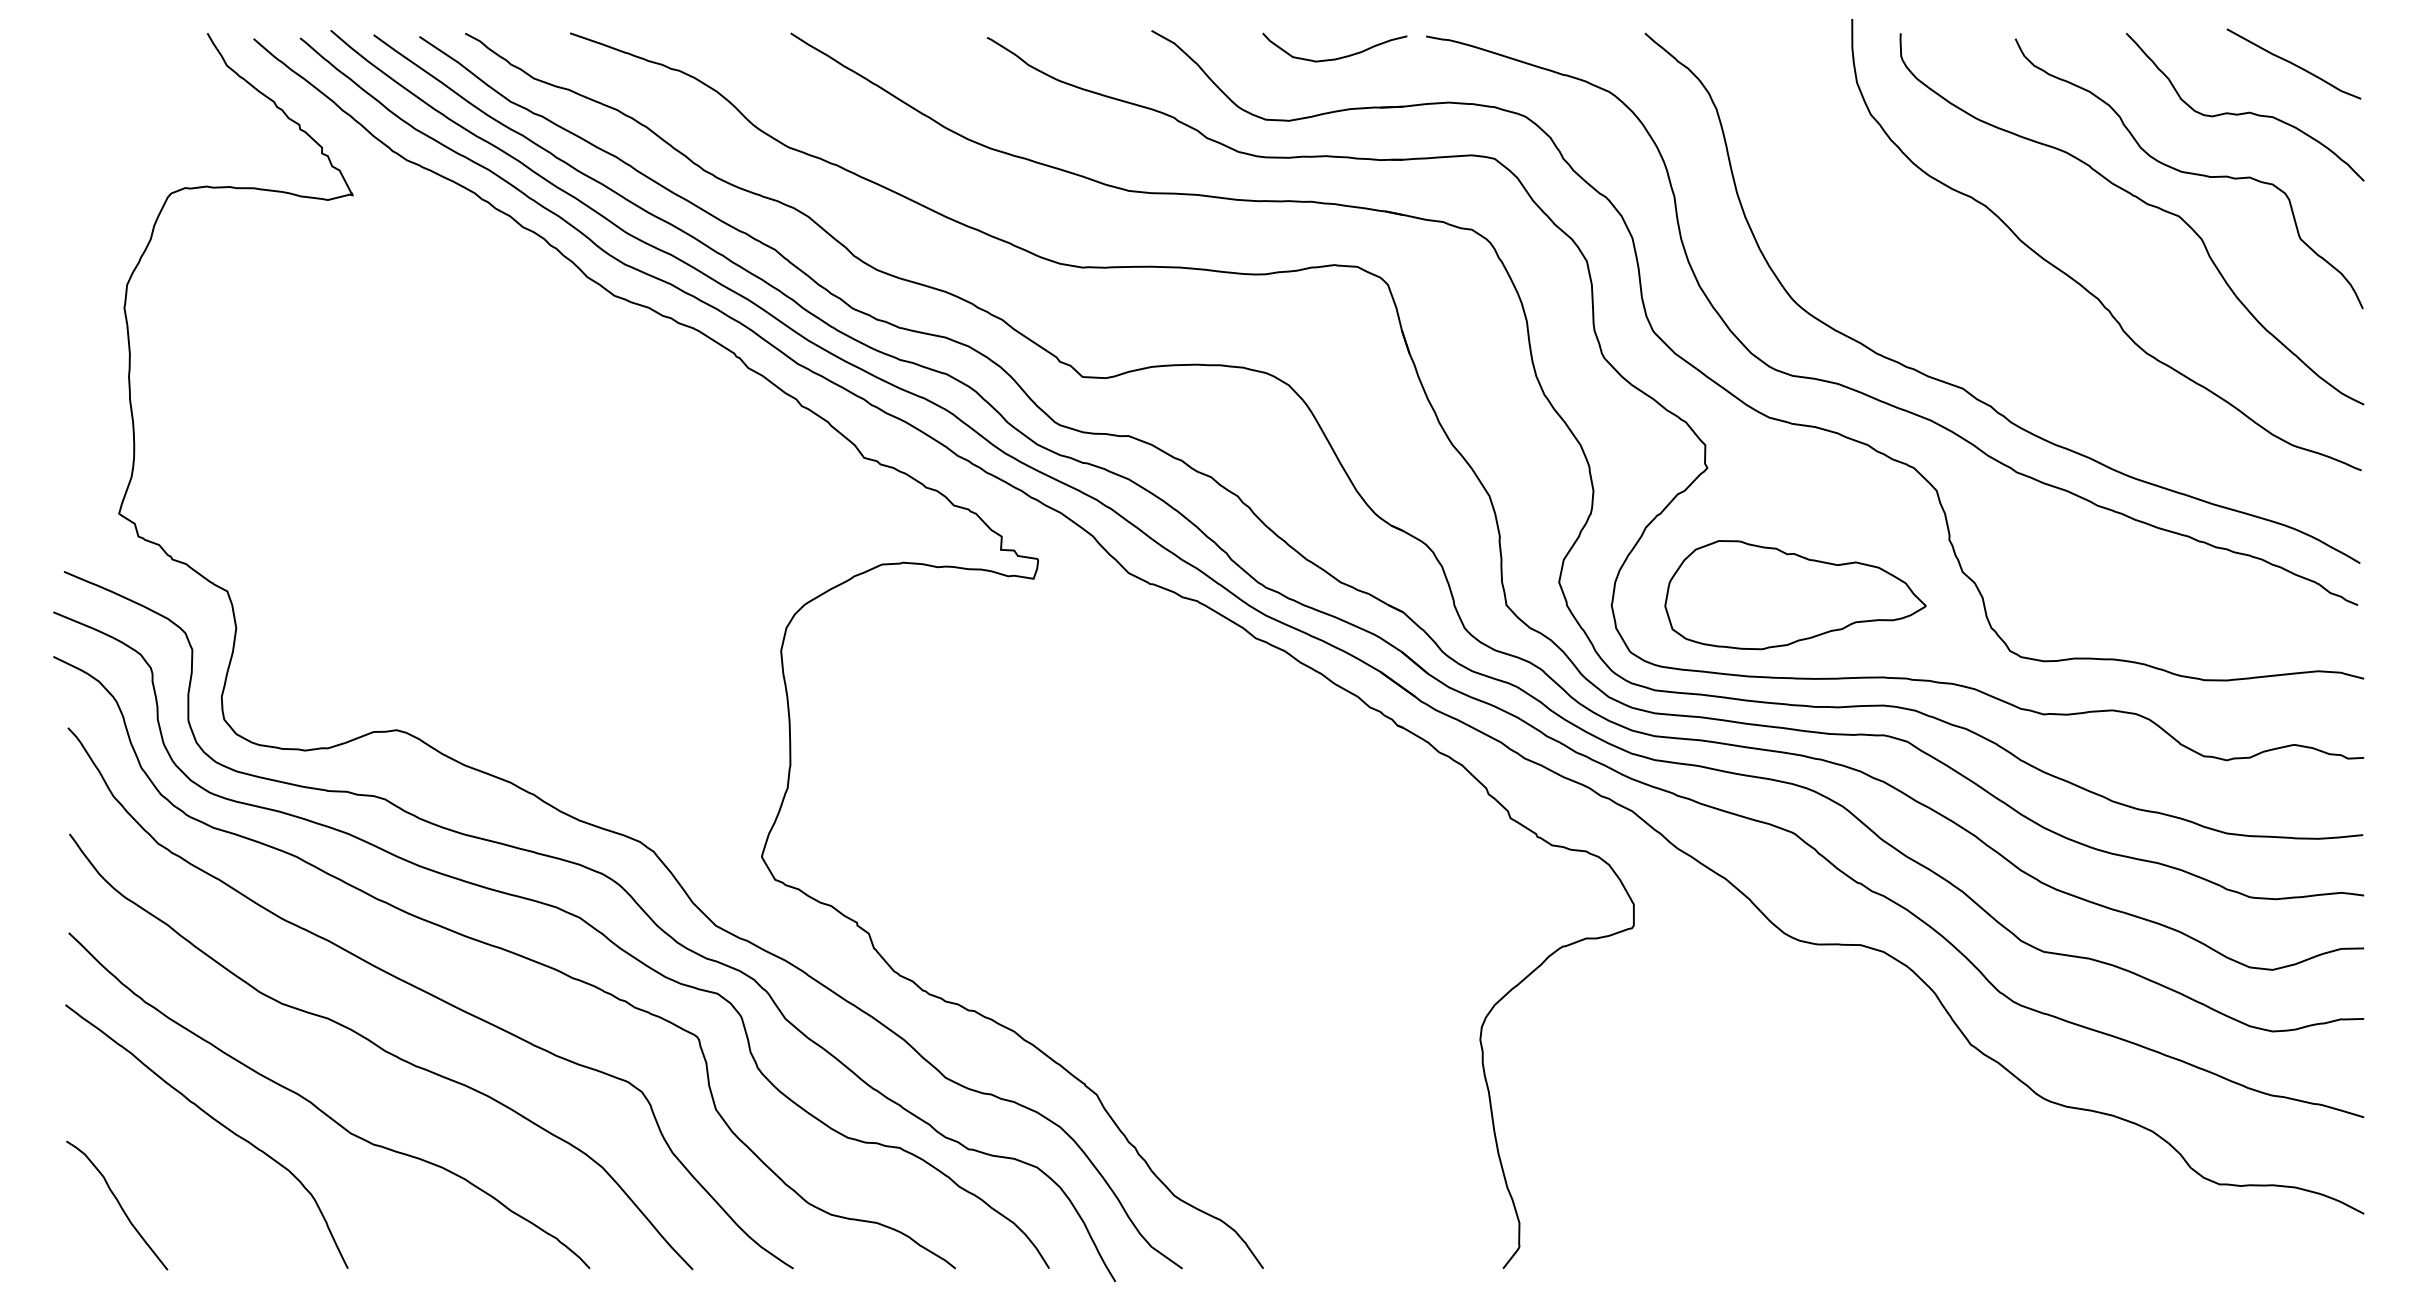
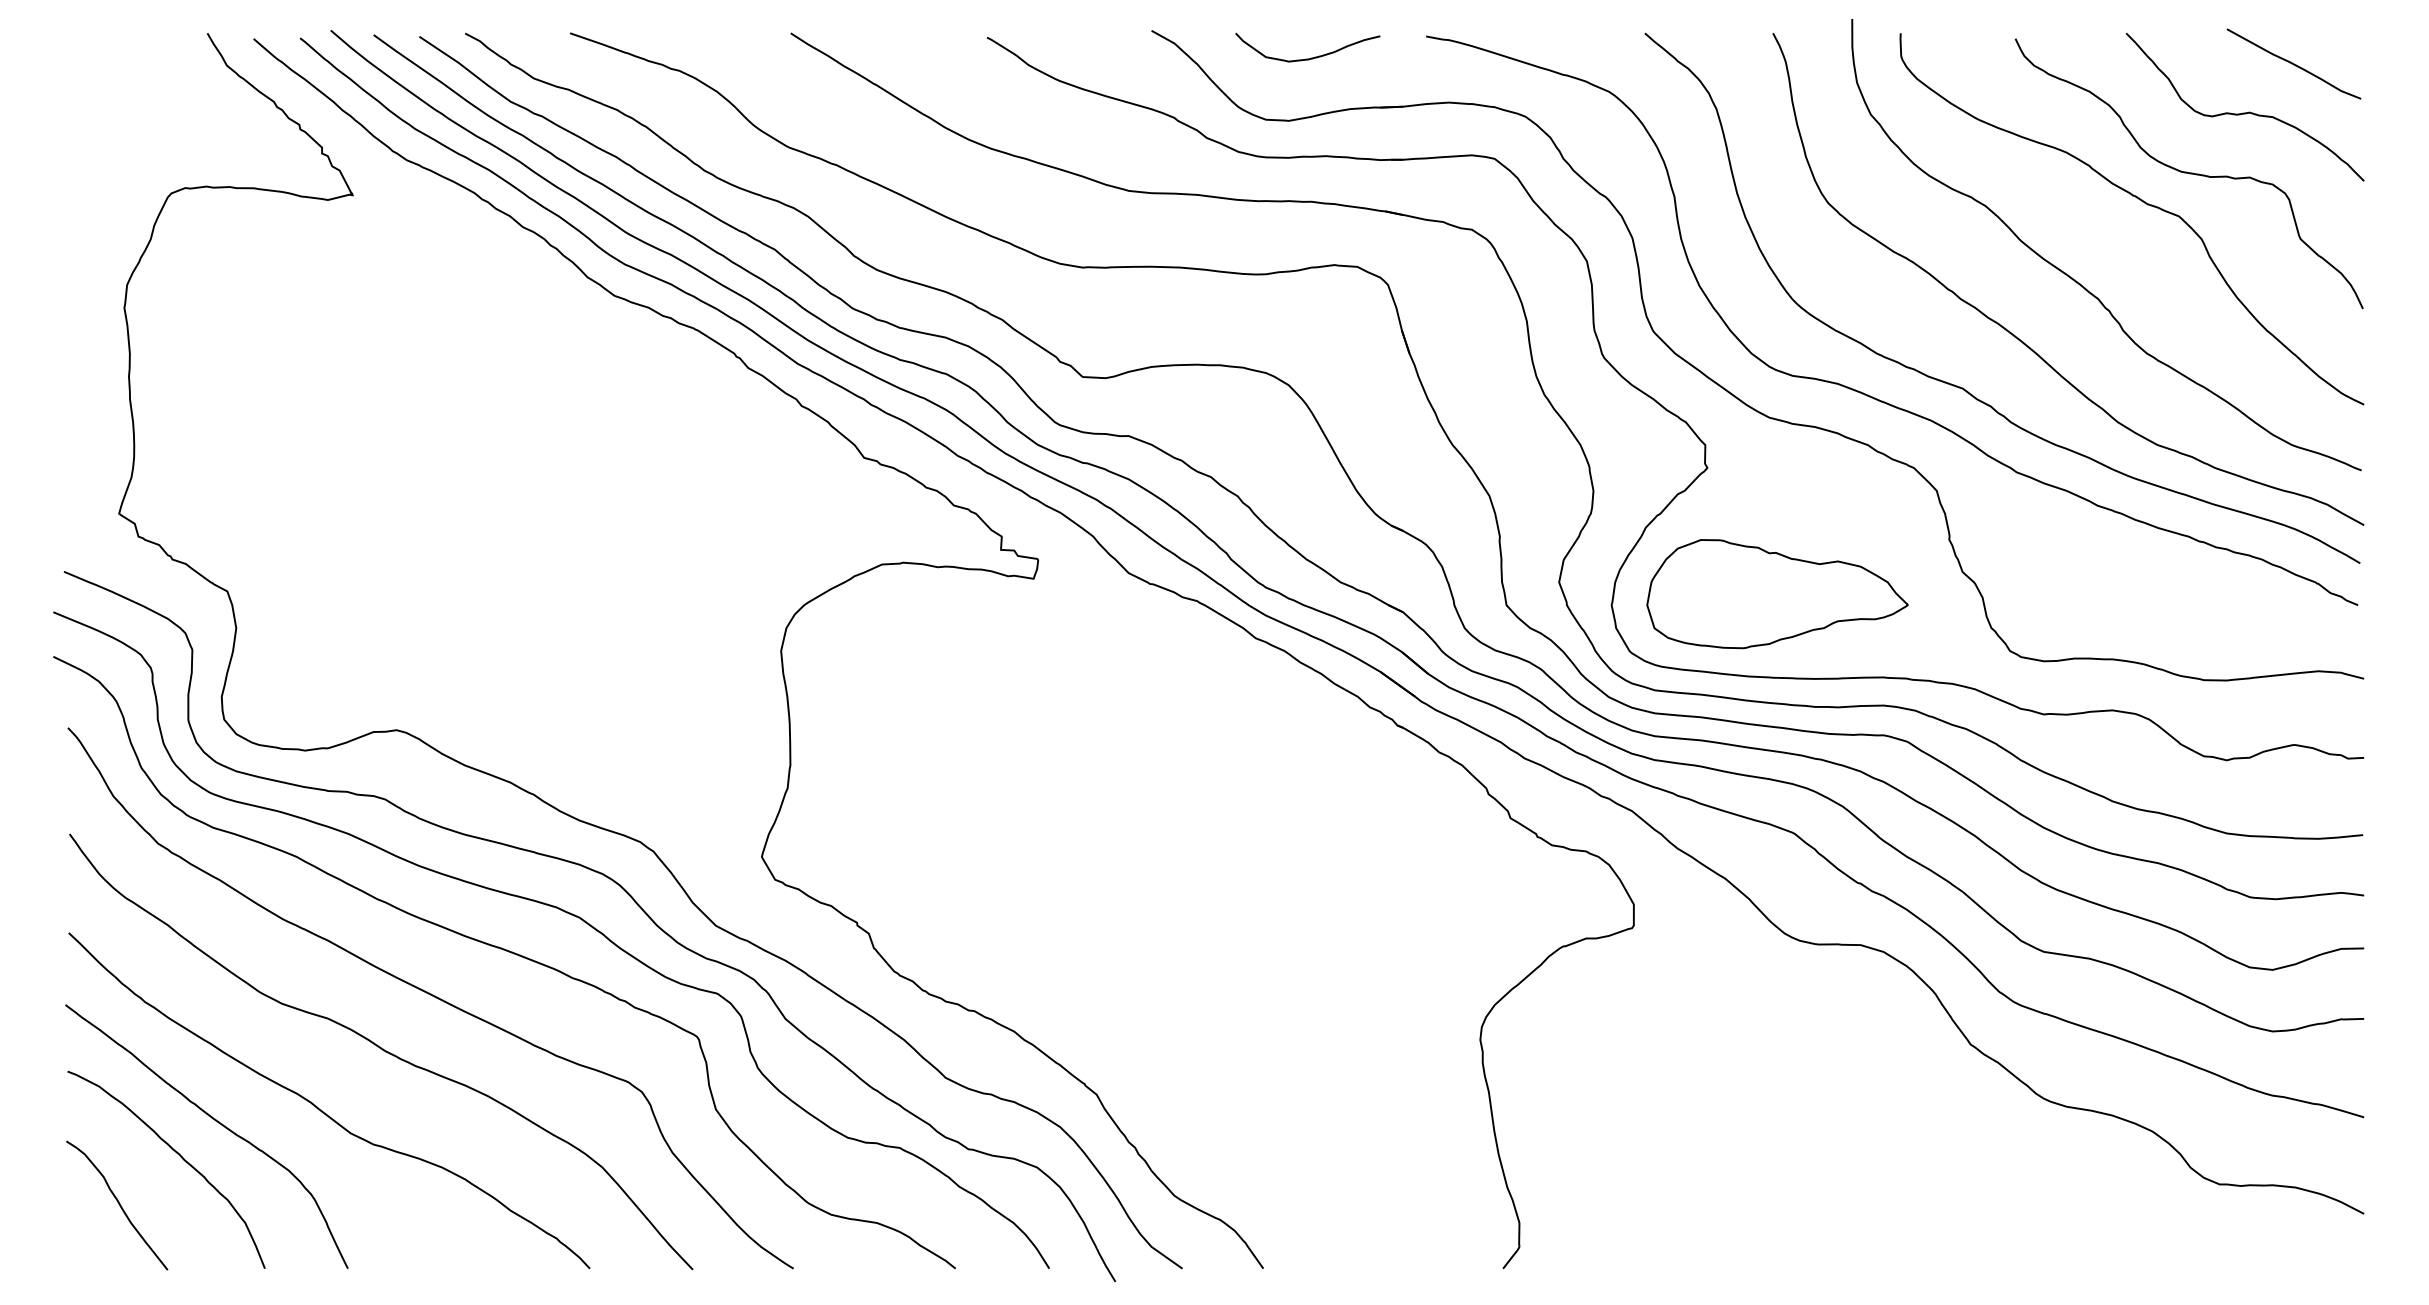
curve position: (1338, 57) -> (1311, 57) (1311, 57)
curve: none -> present (2018, 337)
part position: (1795, 595) -> (1777, 594) (1777, 594)
curve: none -> present (179, 1156)
